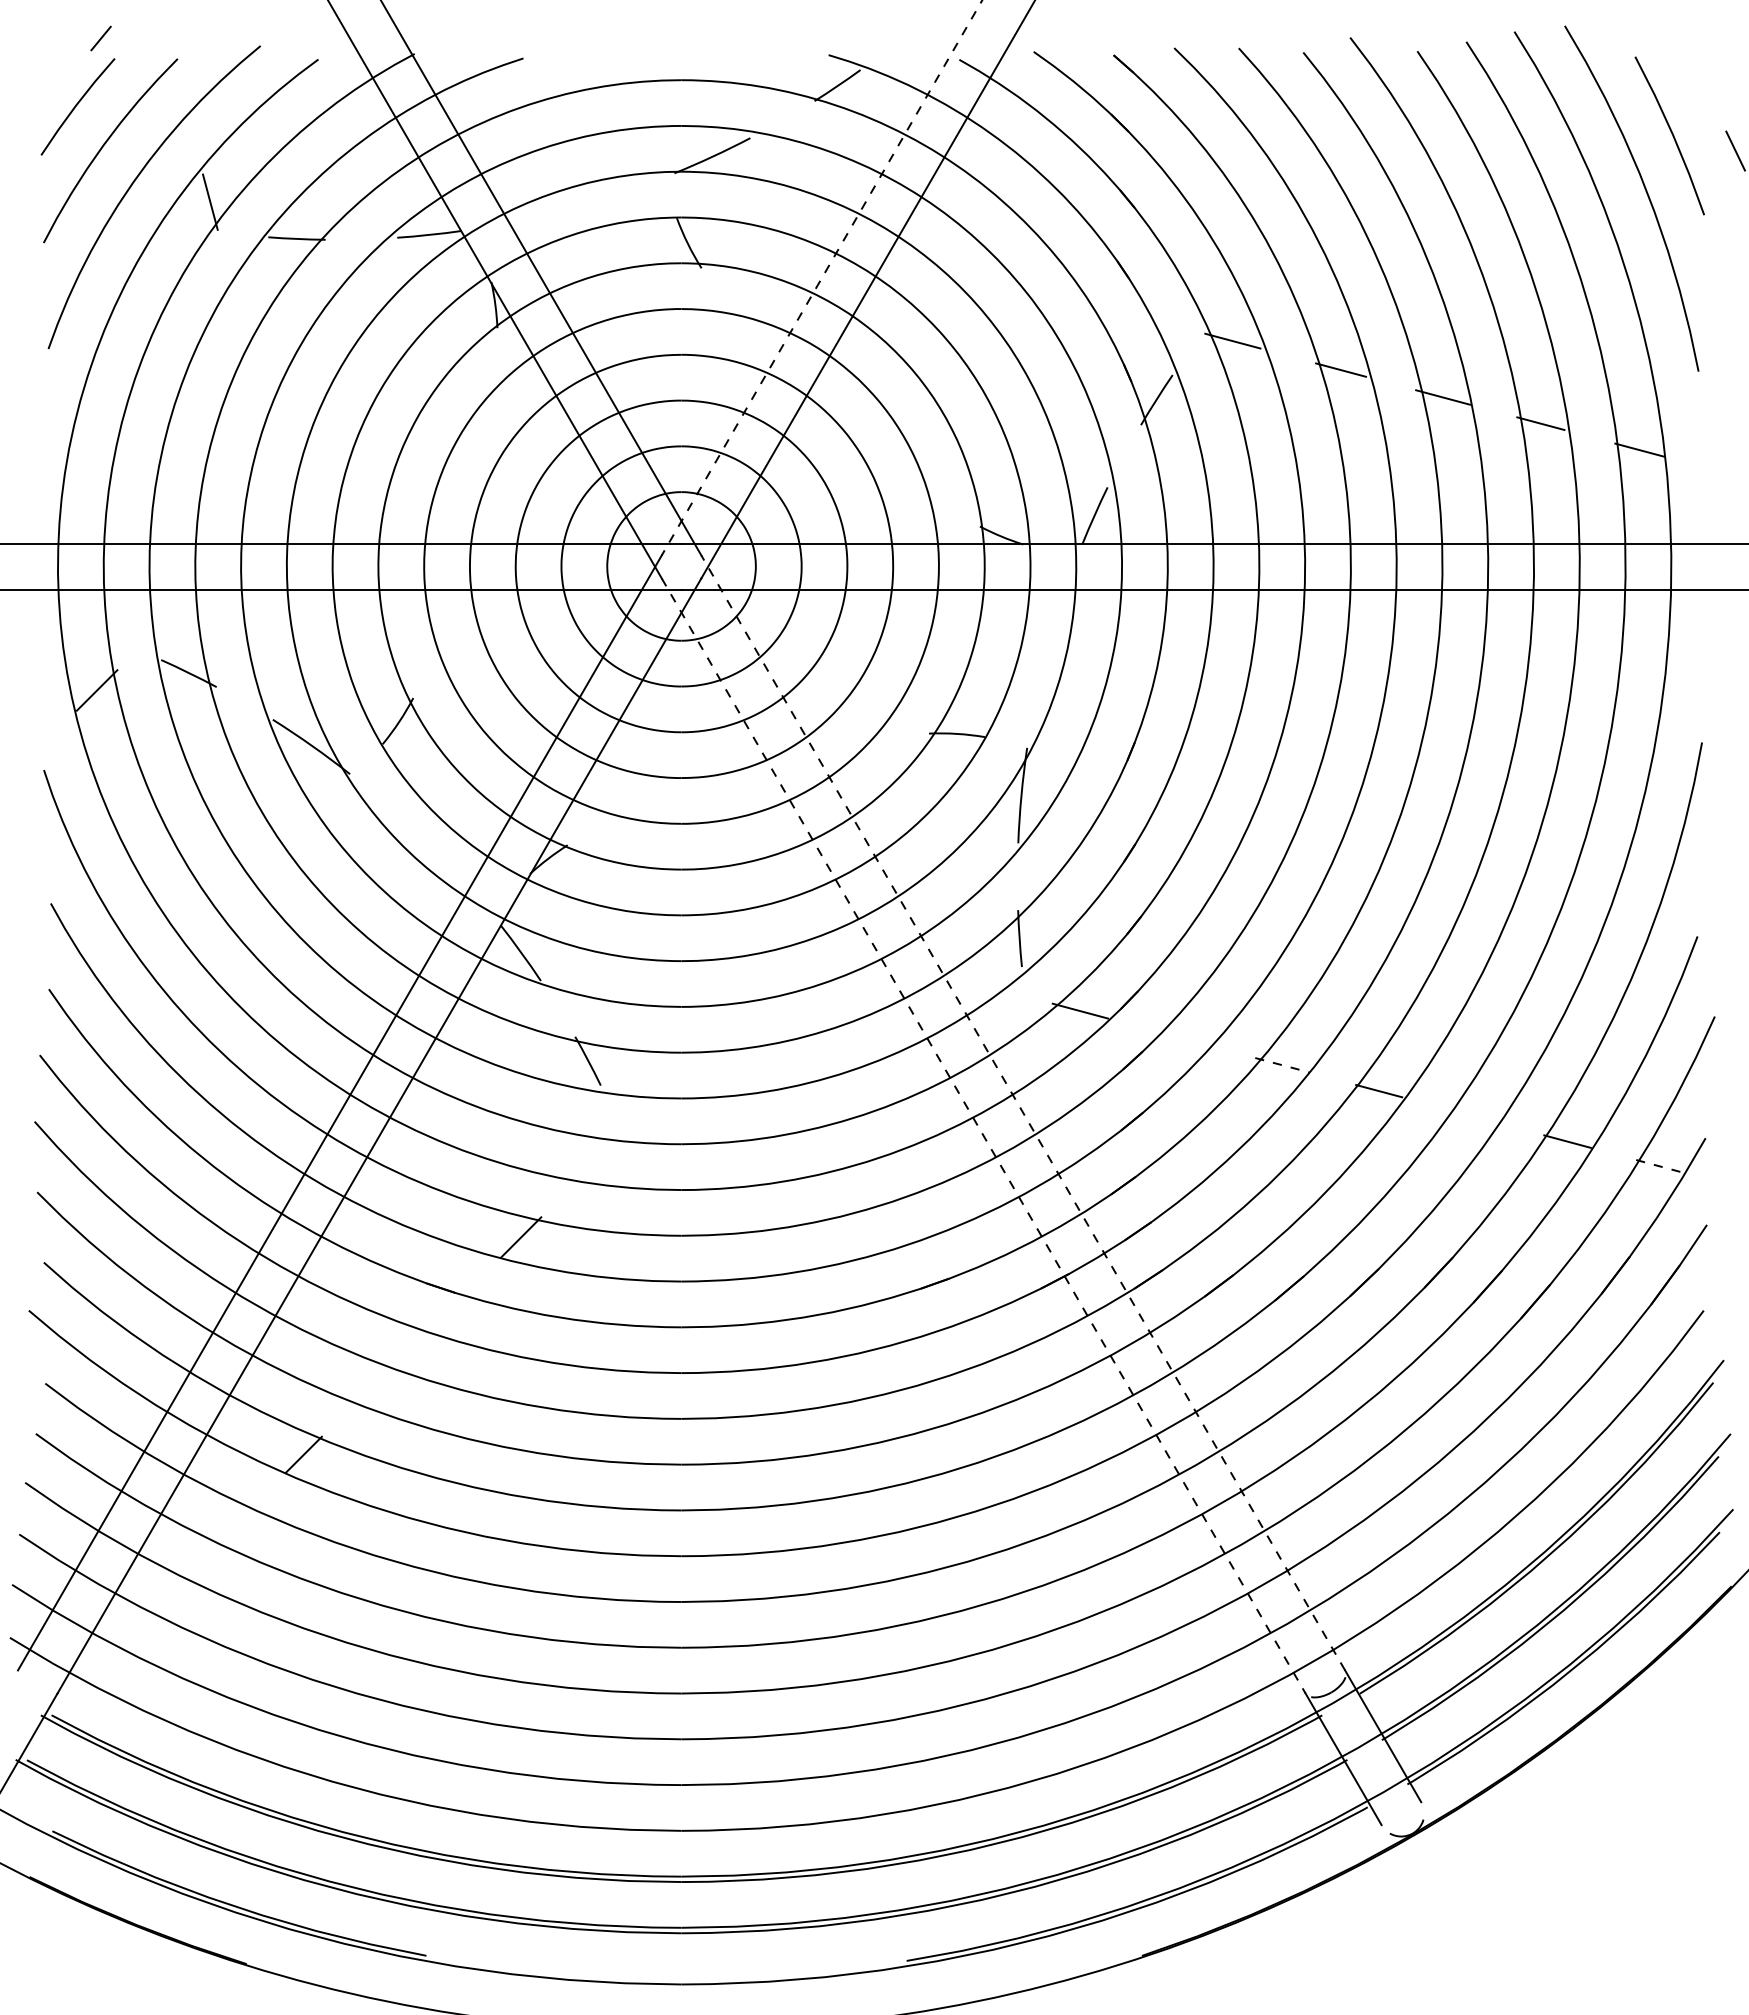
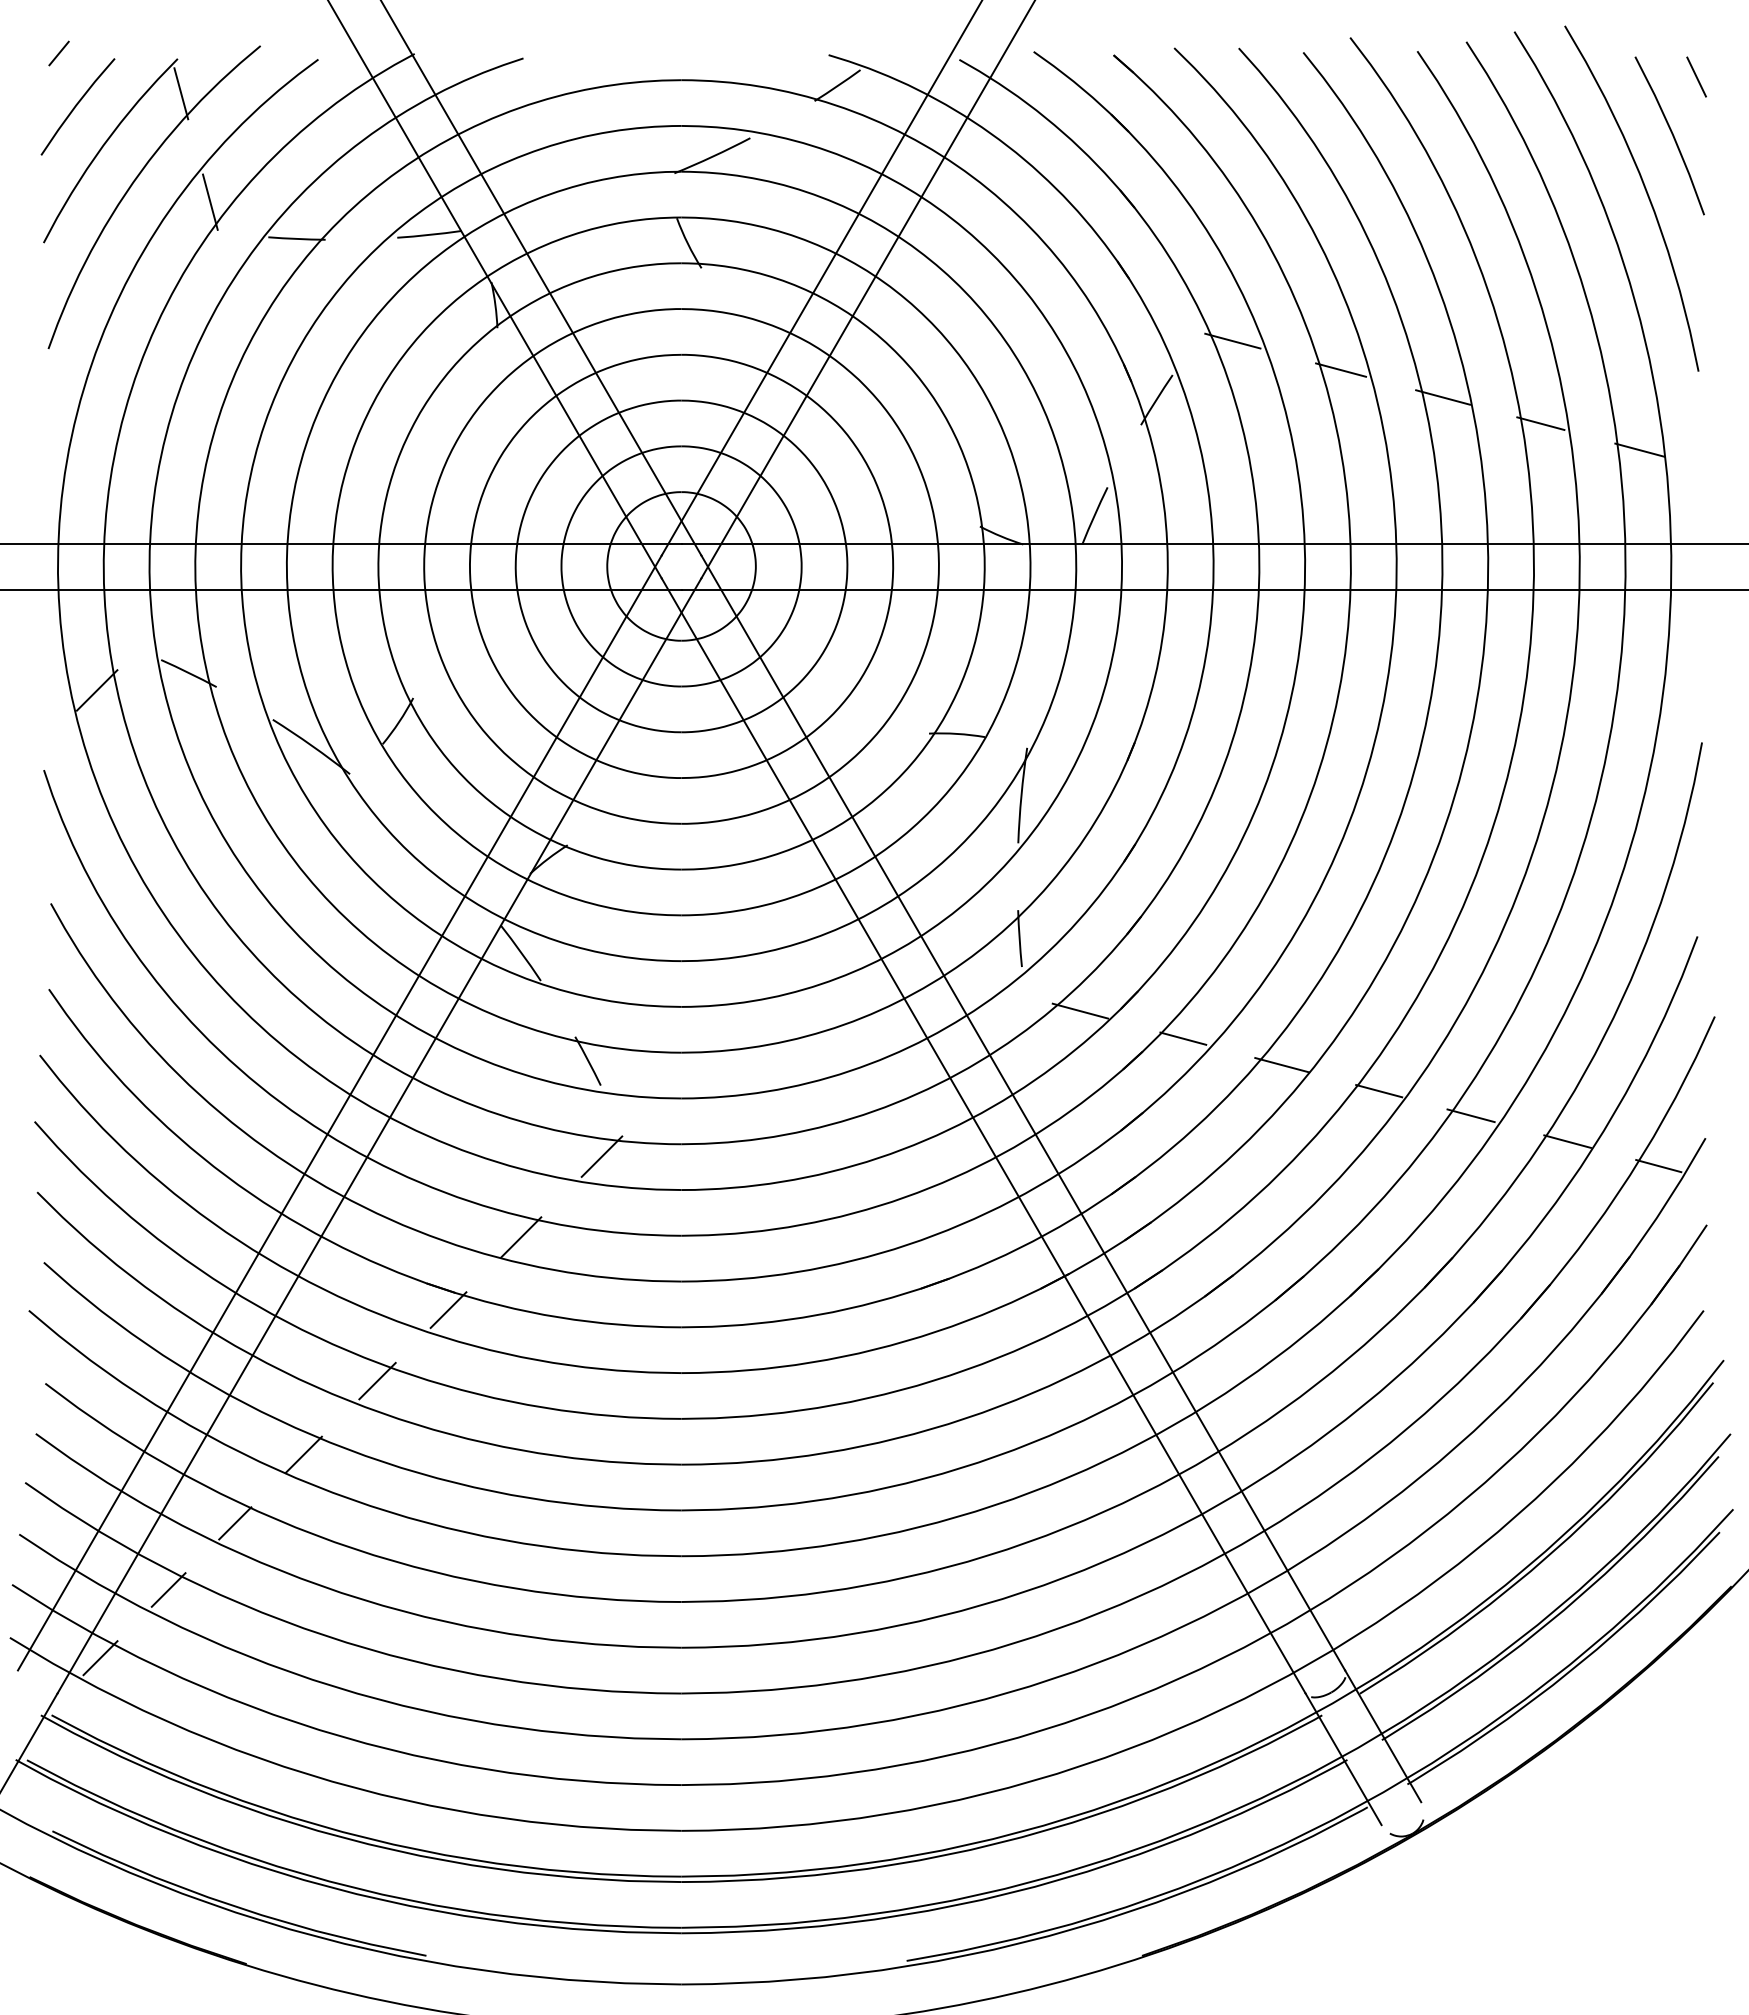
line position: (100, 38) -> (58, 53) (58, 53)
line: none -> present (181, 93)
line position: (1735, 150) -> (1696, 76) (1696, 76)
line: dashed -> solid (821, 278)
line: none -> present (1183, 1038)
line: dashed -> solid (1282, 1065)
line: dashed -> solid (1023, 1112)
line: none -> present (1470, 1115)
line: dashed -> solid (983, 1135)
line: none -> present (601, 1156)
line: dashed -> solid (1659, 1166)
line: none -> present (448, 1309)
line: none -> present (377, 1380)
line: none -> present (235, 1523)
line: none -> present (168, 1589)
line: none -> present (100, 1658)
